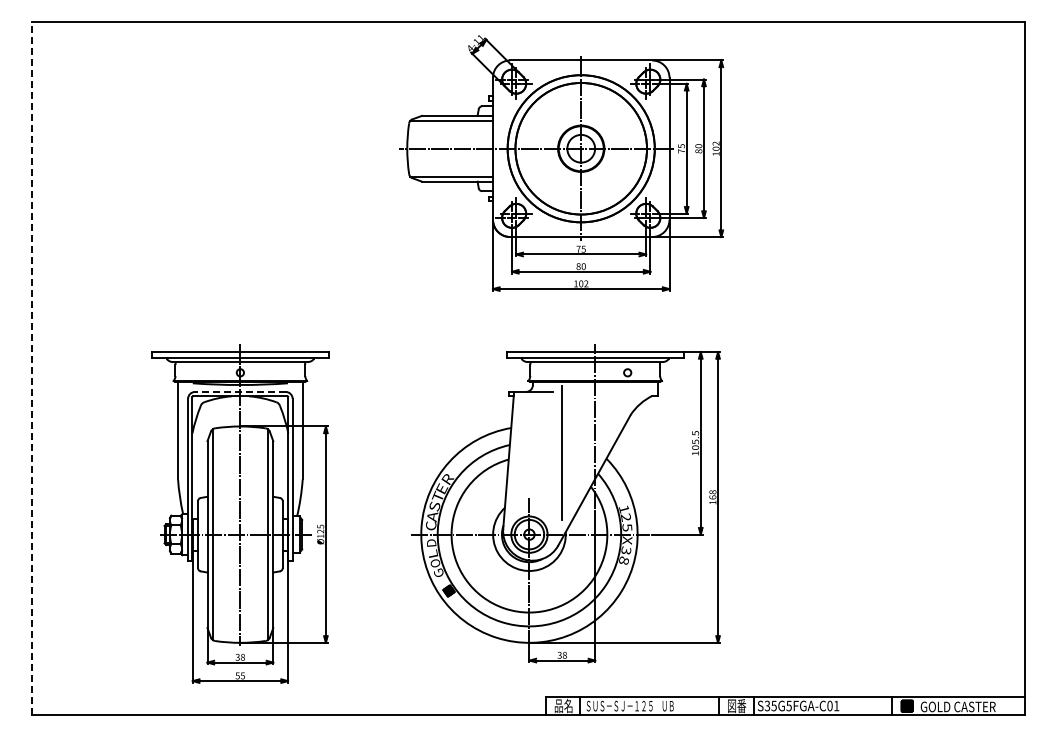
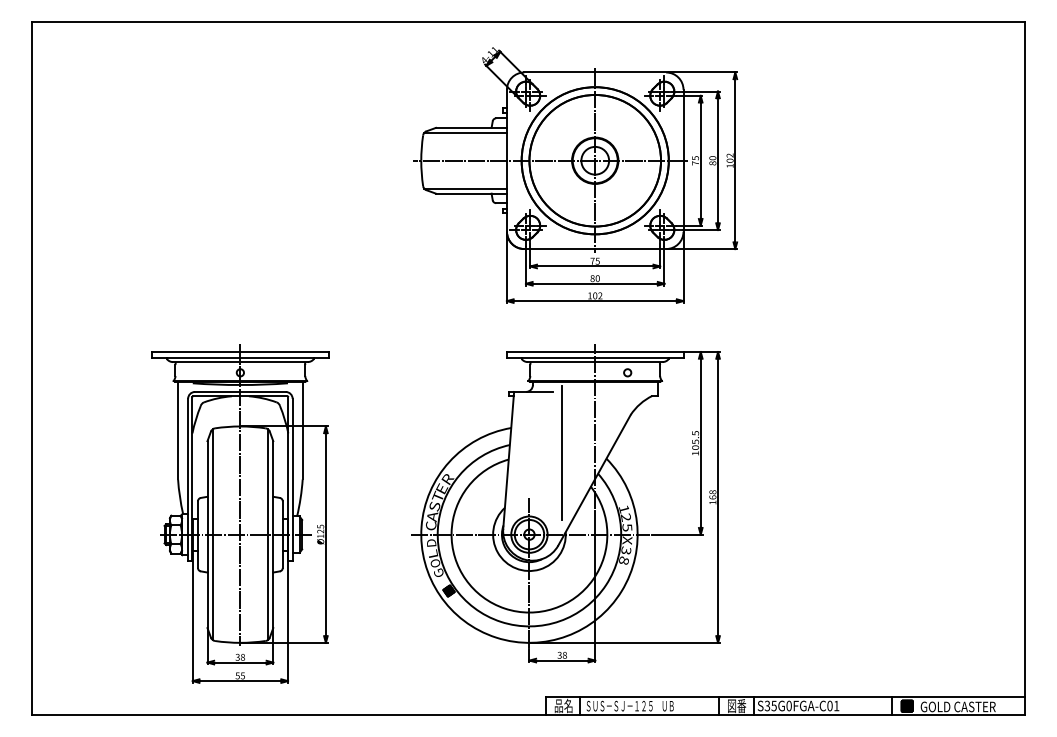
part position: (561, 163) -> (575, 175) (575, 175)
line: dashed -> solid (31, 368)
line: dashed -> solid (239, 391)
text: S35G5FGA-C01 -> S35G0FGA-C01 (788, 705)
